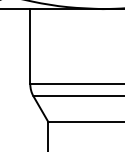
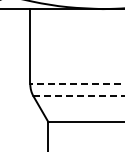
line: solid -> dashed (77, 84)
line: solid -> dashed (78, 96)
